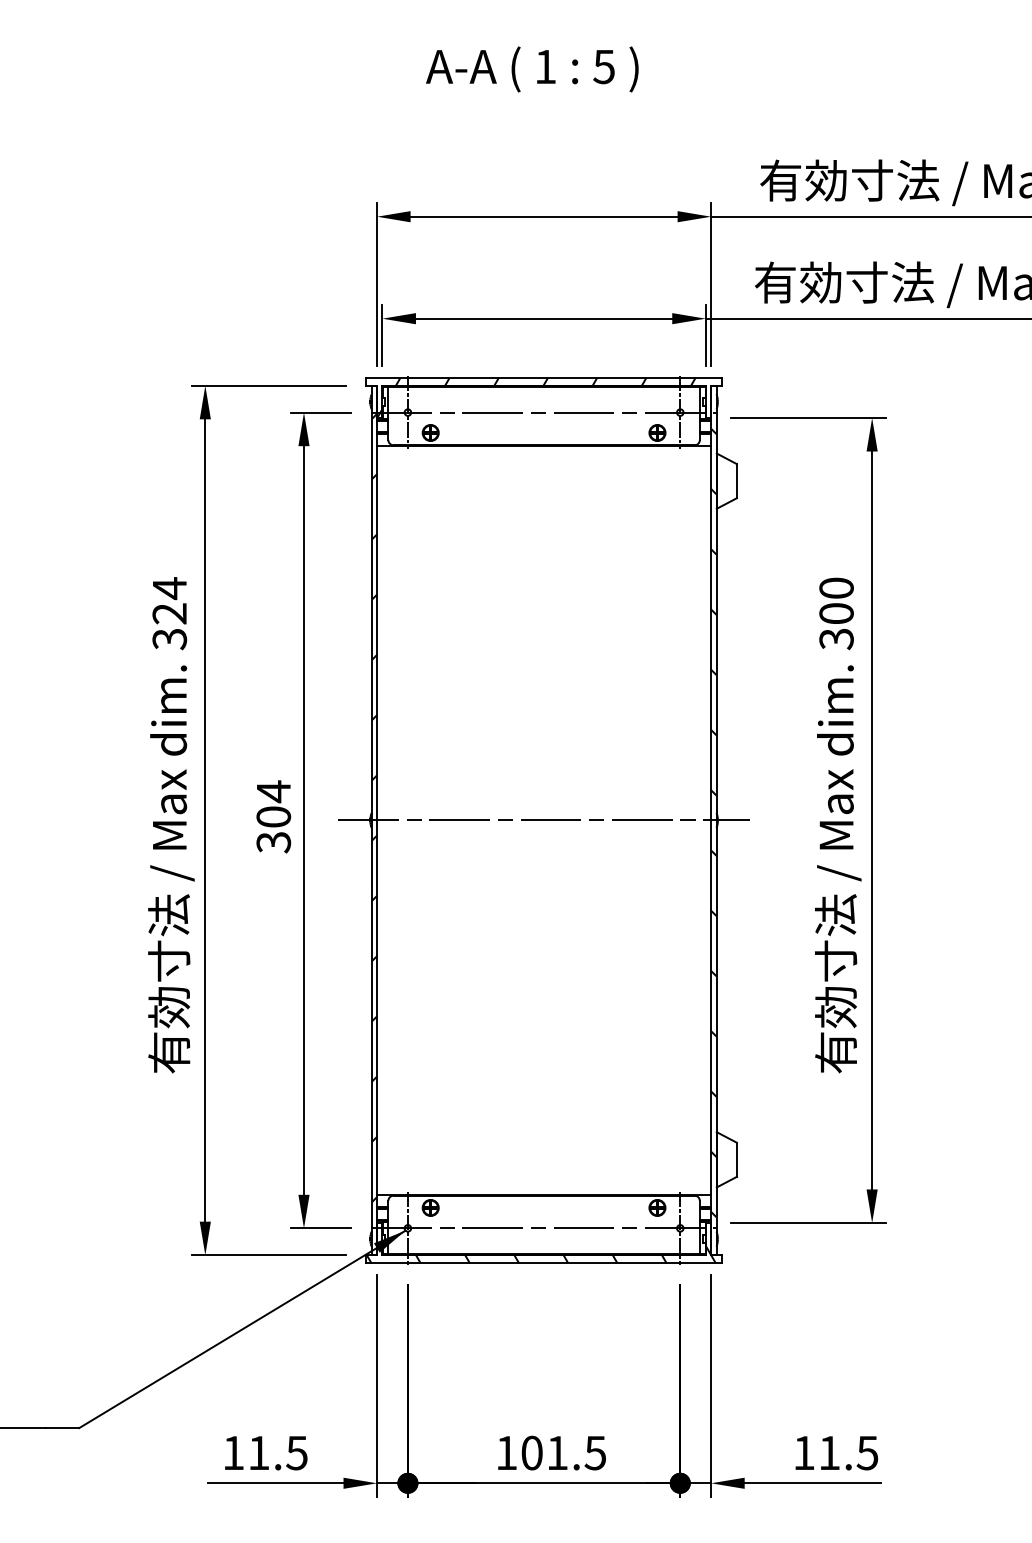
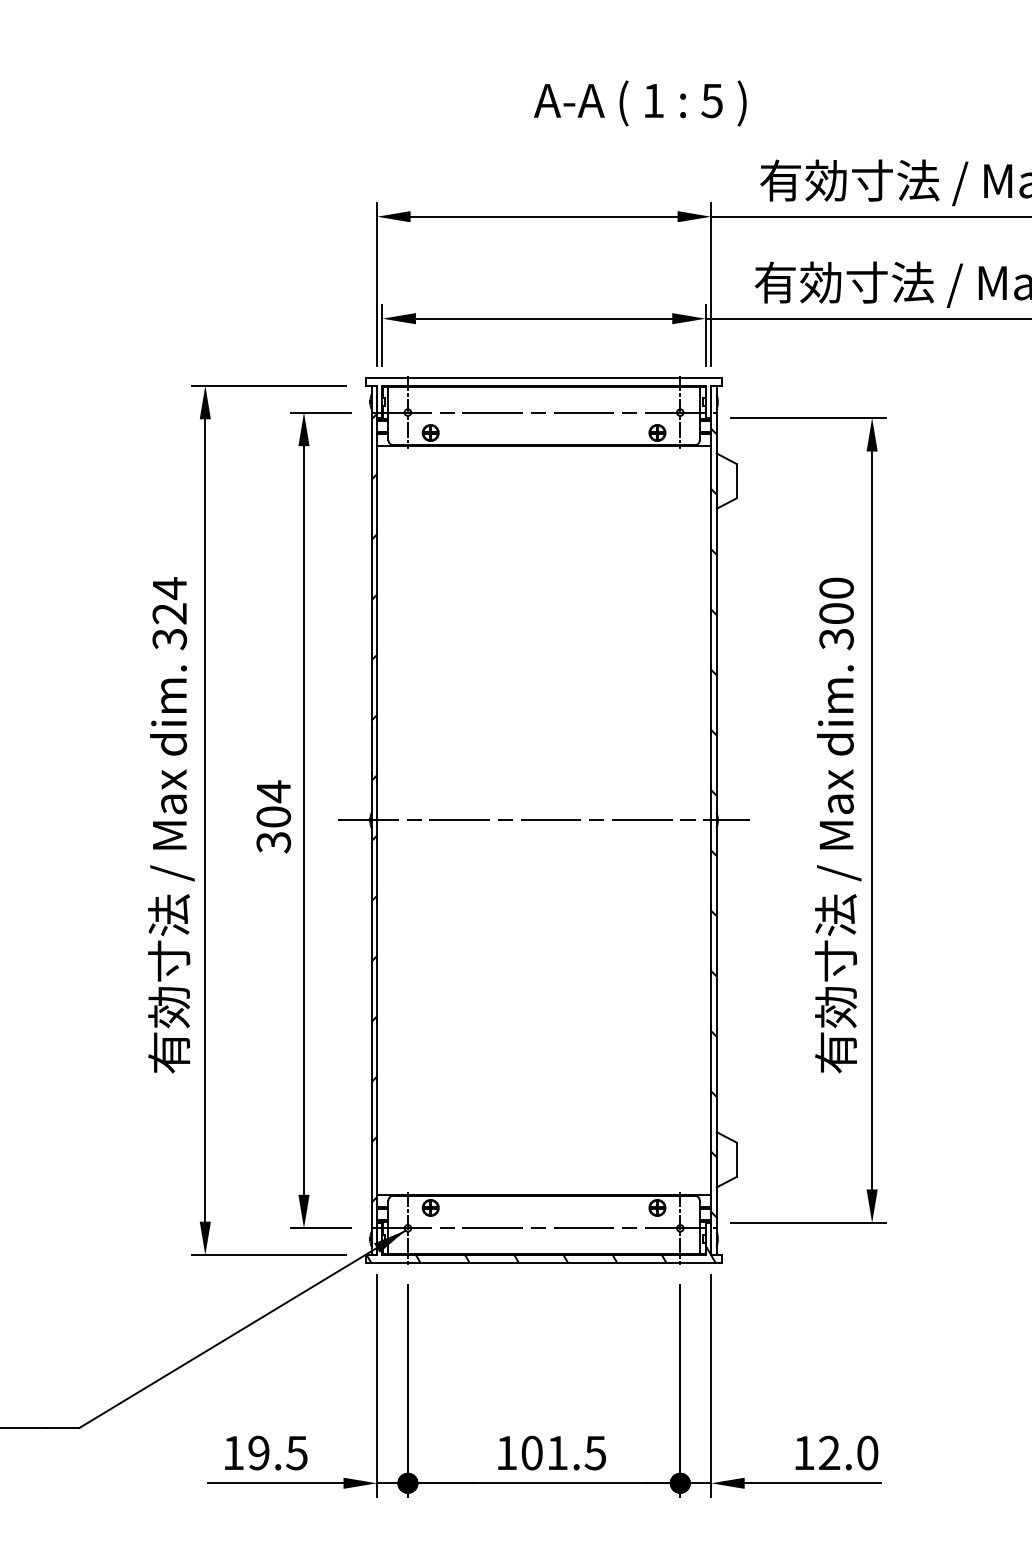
text position: (532, 69) -> (640, 103) (640, 103)
hatch: present -> none (536, 397)
text: 11.5 -> 19.5 (258, 1452)
text: 11.5 -> 12.0 (848, 1452)
